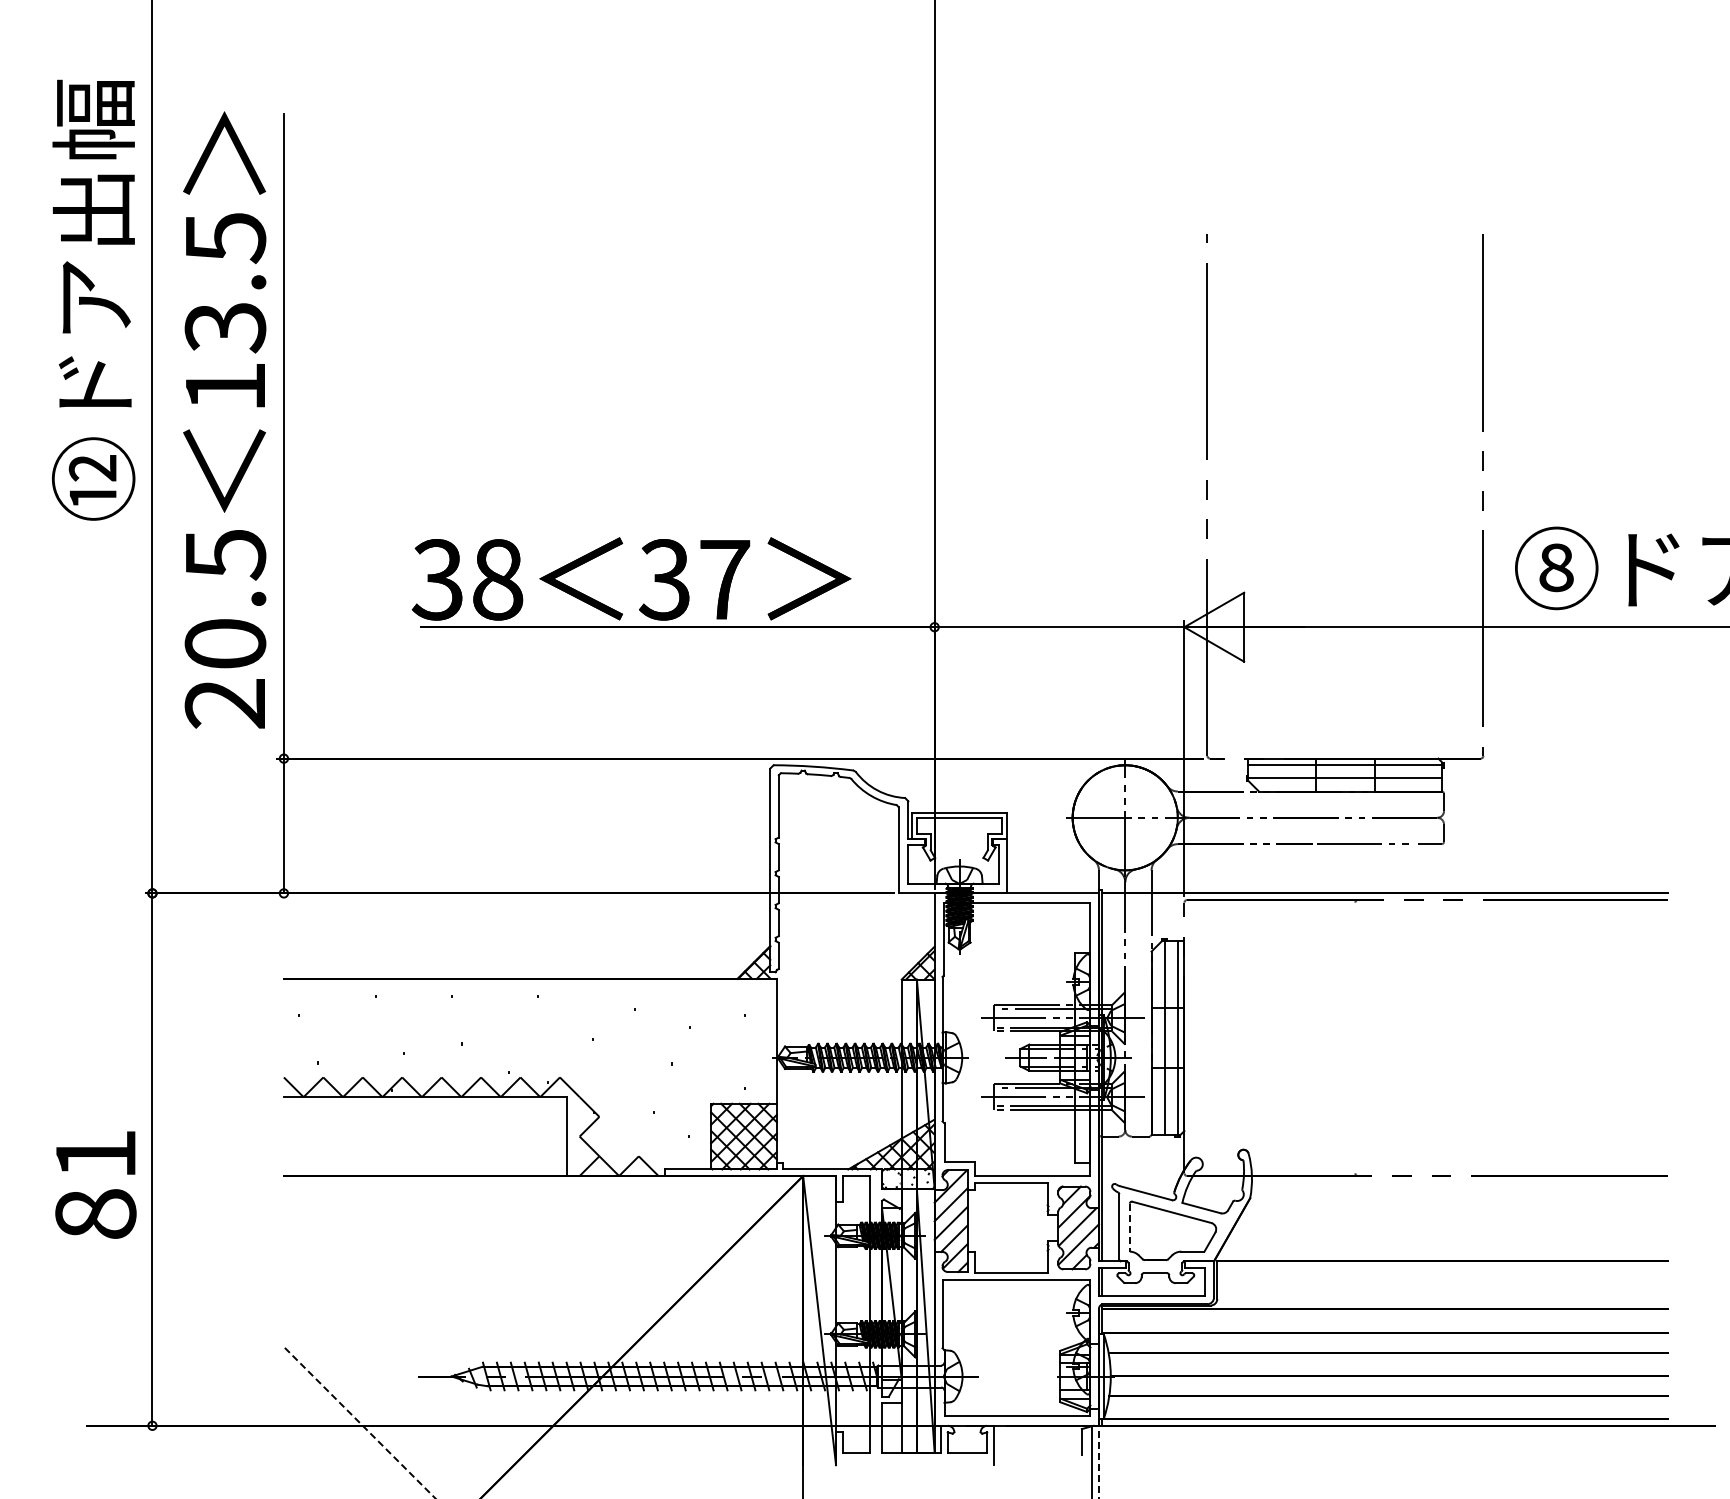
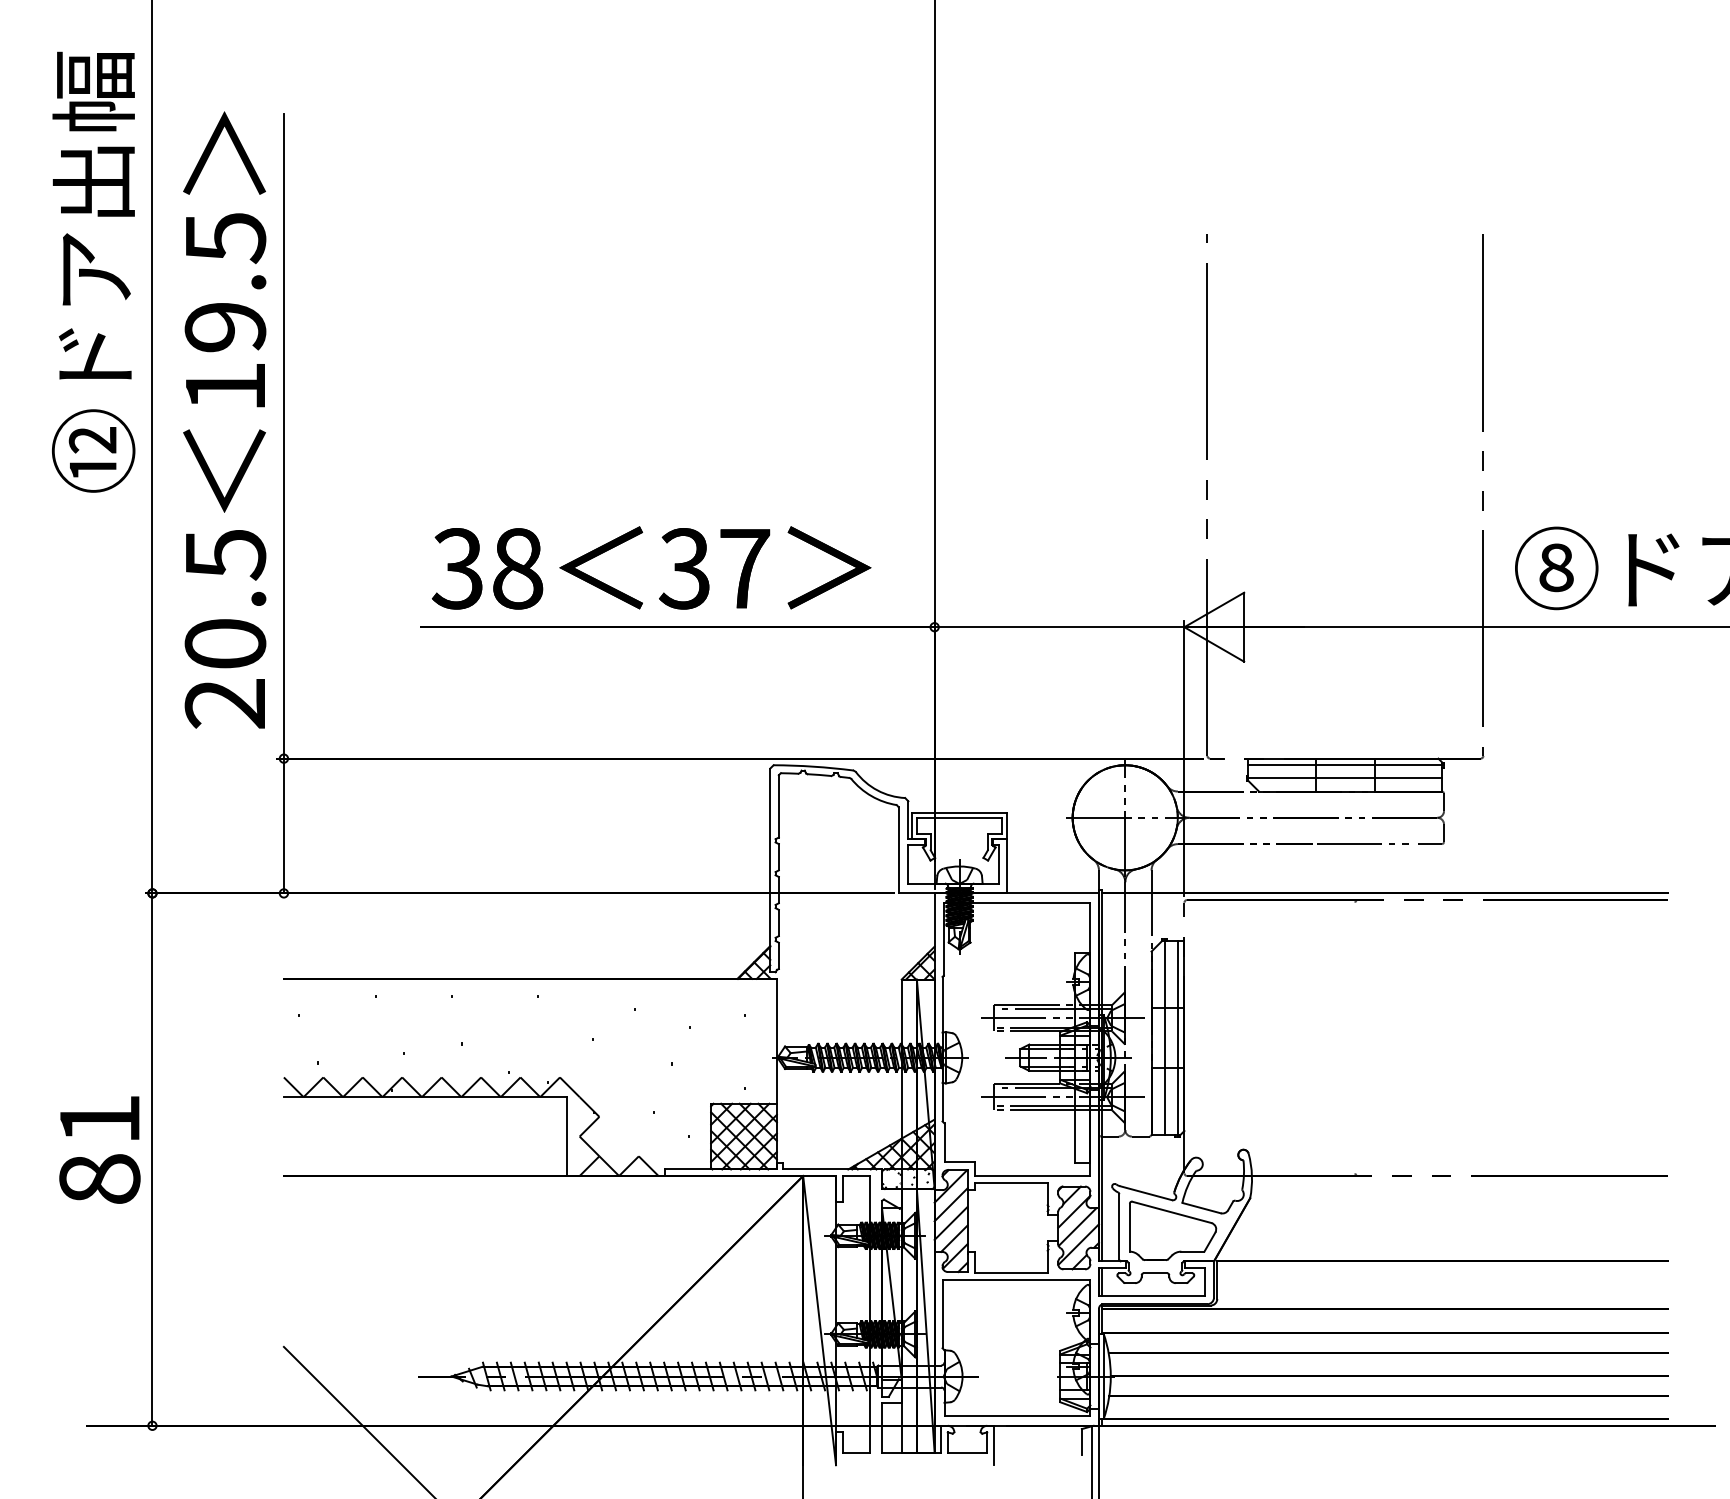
text position: (93, 299) -> (93, 271) (93, 271)
text: 13.5 -> 19.5 (225, 328)
text position: (631, 578) -> (651, 567) (651, 567)
text position: (95, 1184) -> (99, 1149) (99, 1149)
line: dashed -> solid (1129, 1227)
line: dashed -> solid (359, 1422)
line: dashed -> solid (1098, 1461)
